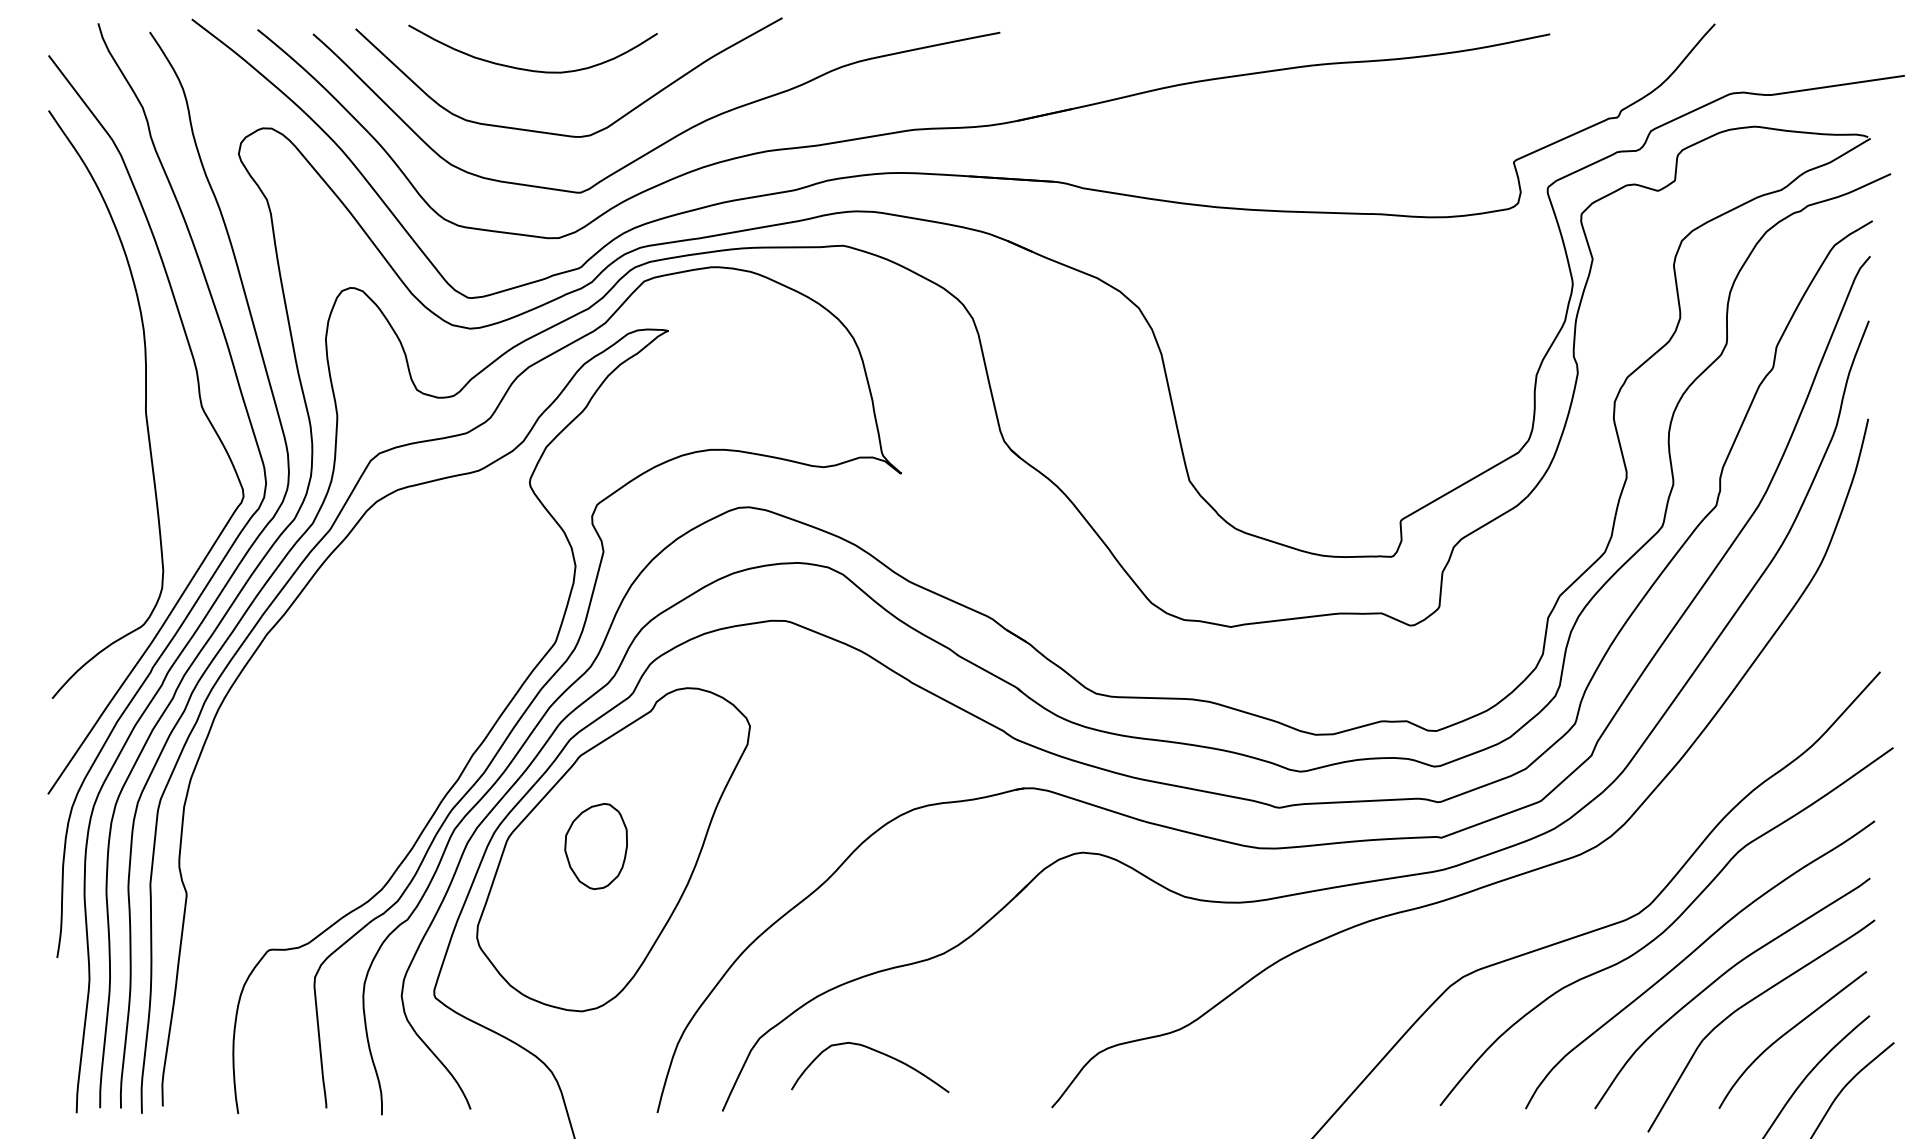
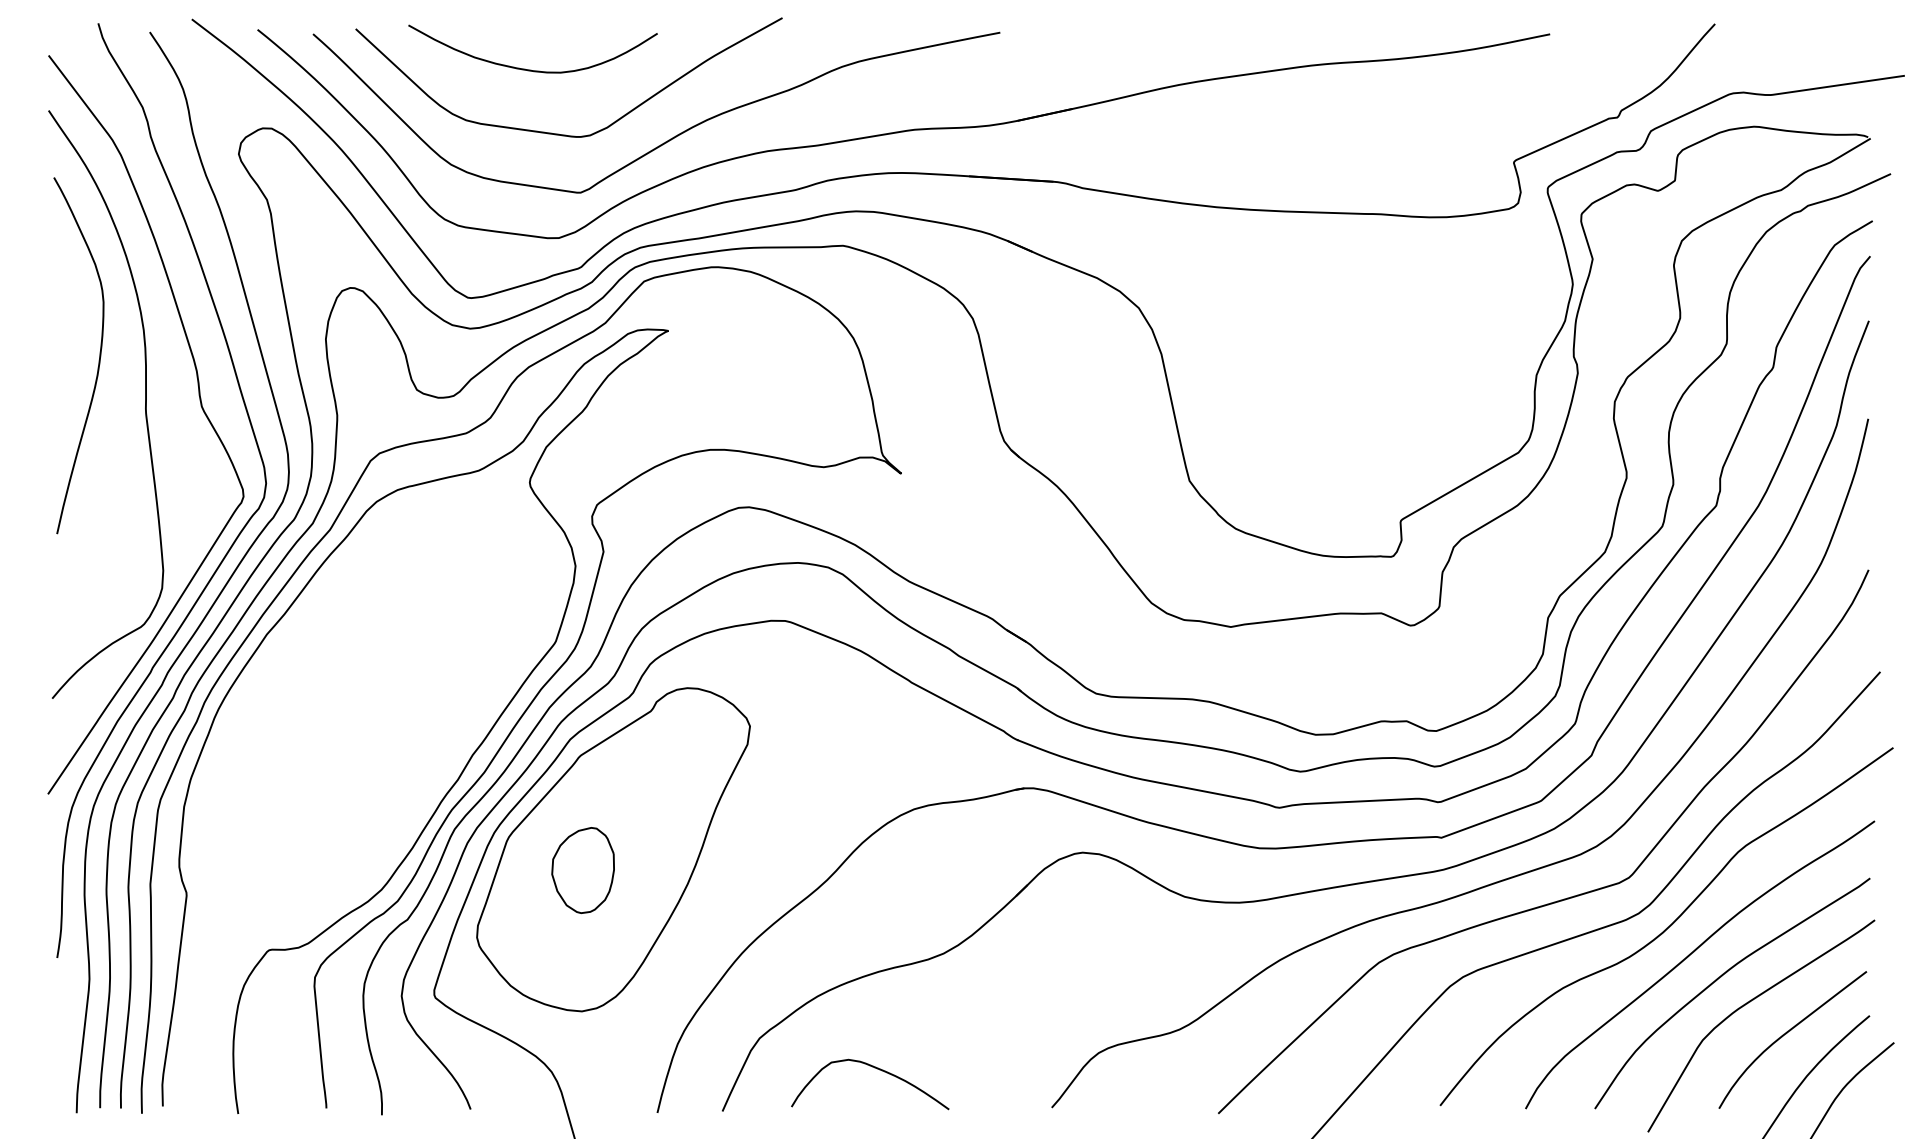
curve: none -> present (98, 360)
part position: (595, 846) -> (582, 870) (582, 870)
curve: none -> present (1560, 899)
curve position: (874, 1051) -> (874, 1068) (874, 1068)
